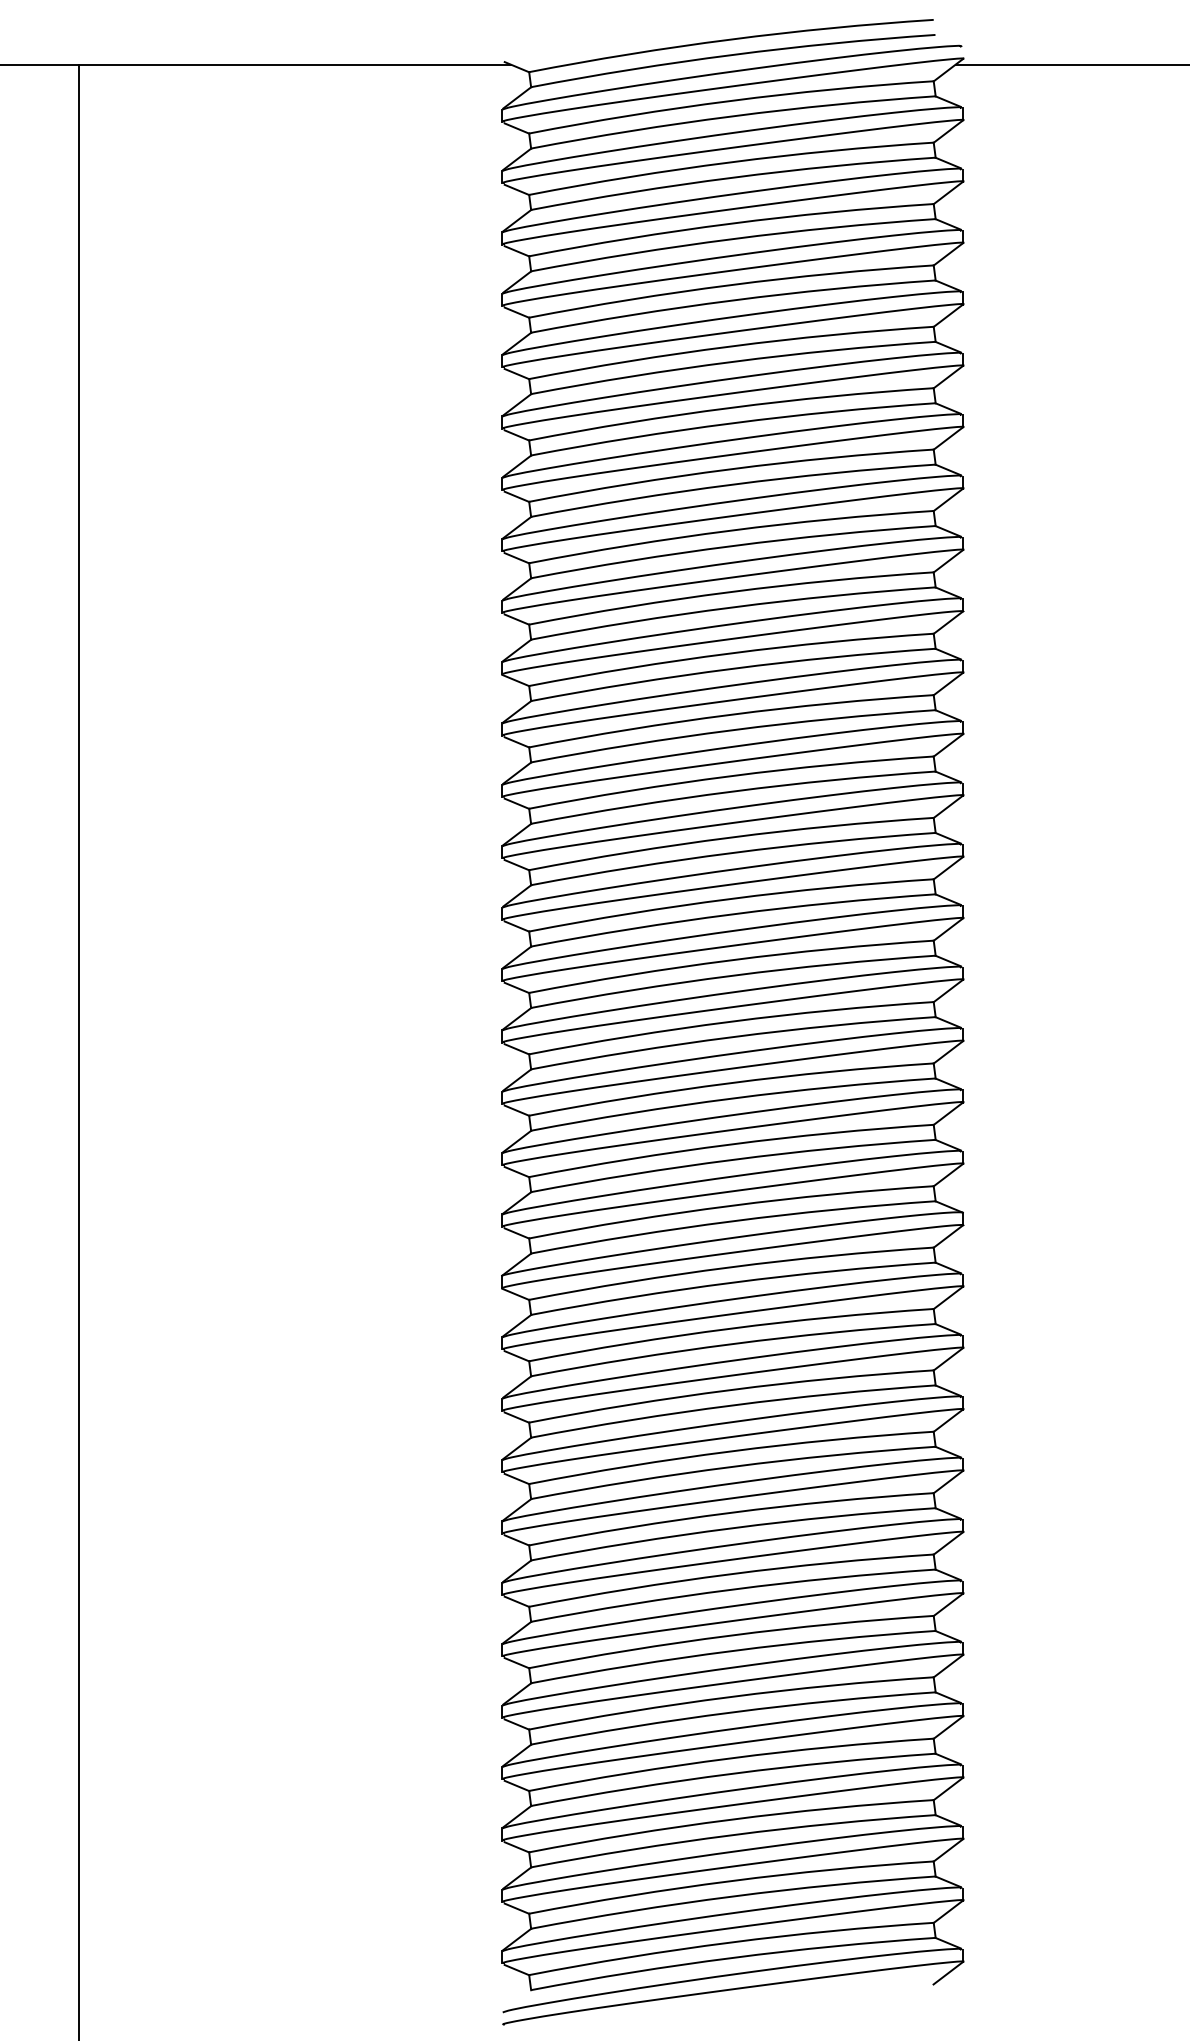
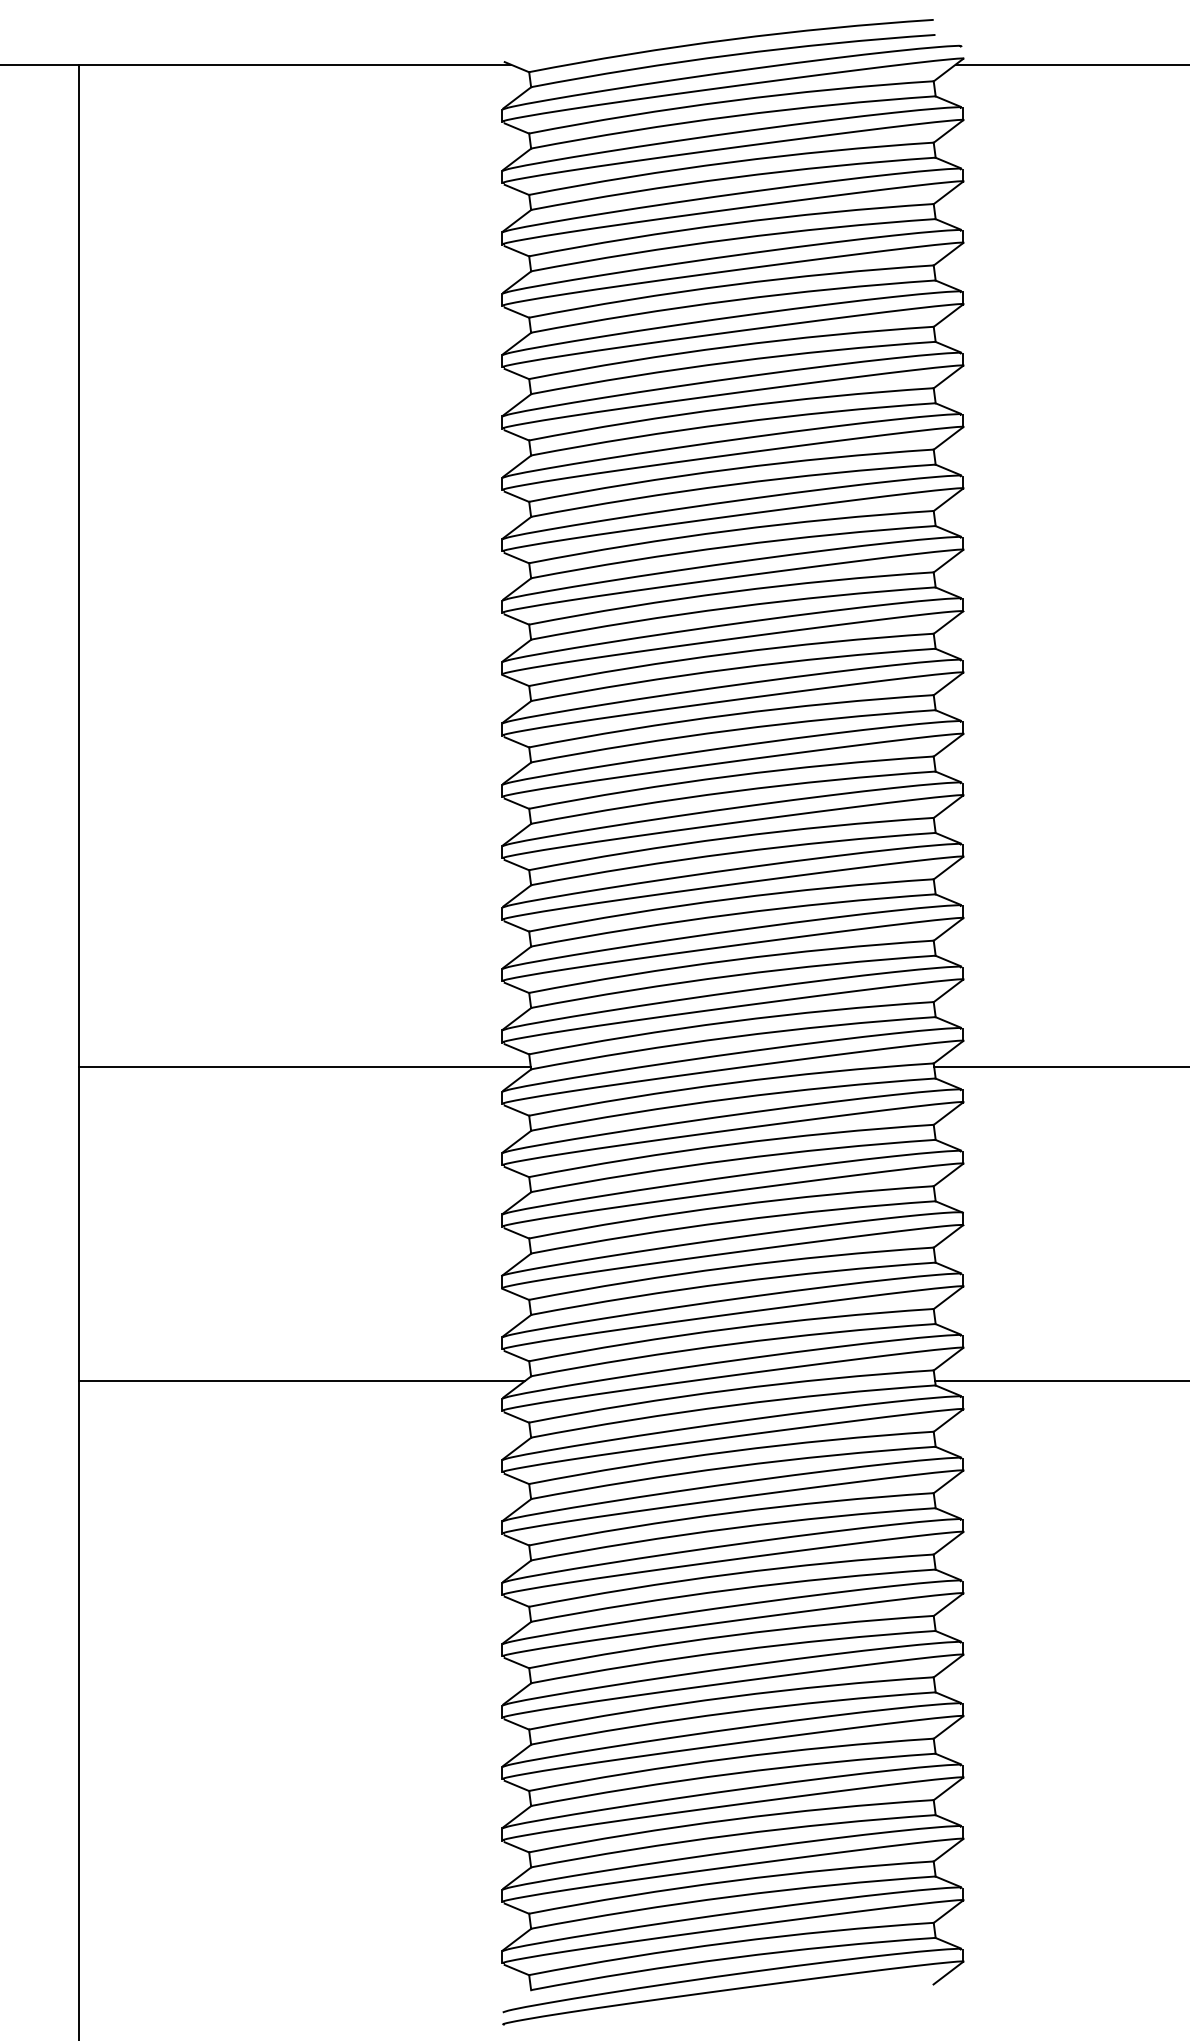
line: none -> present (304, 1066)
line: none -> present (1060, 1066)
line: none -> present (301, 1381)
line: none -> present (1060, 1381)
